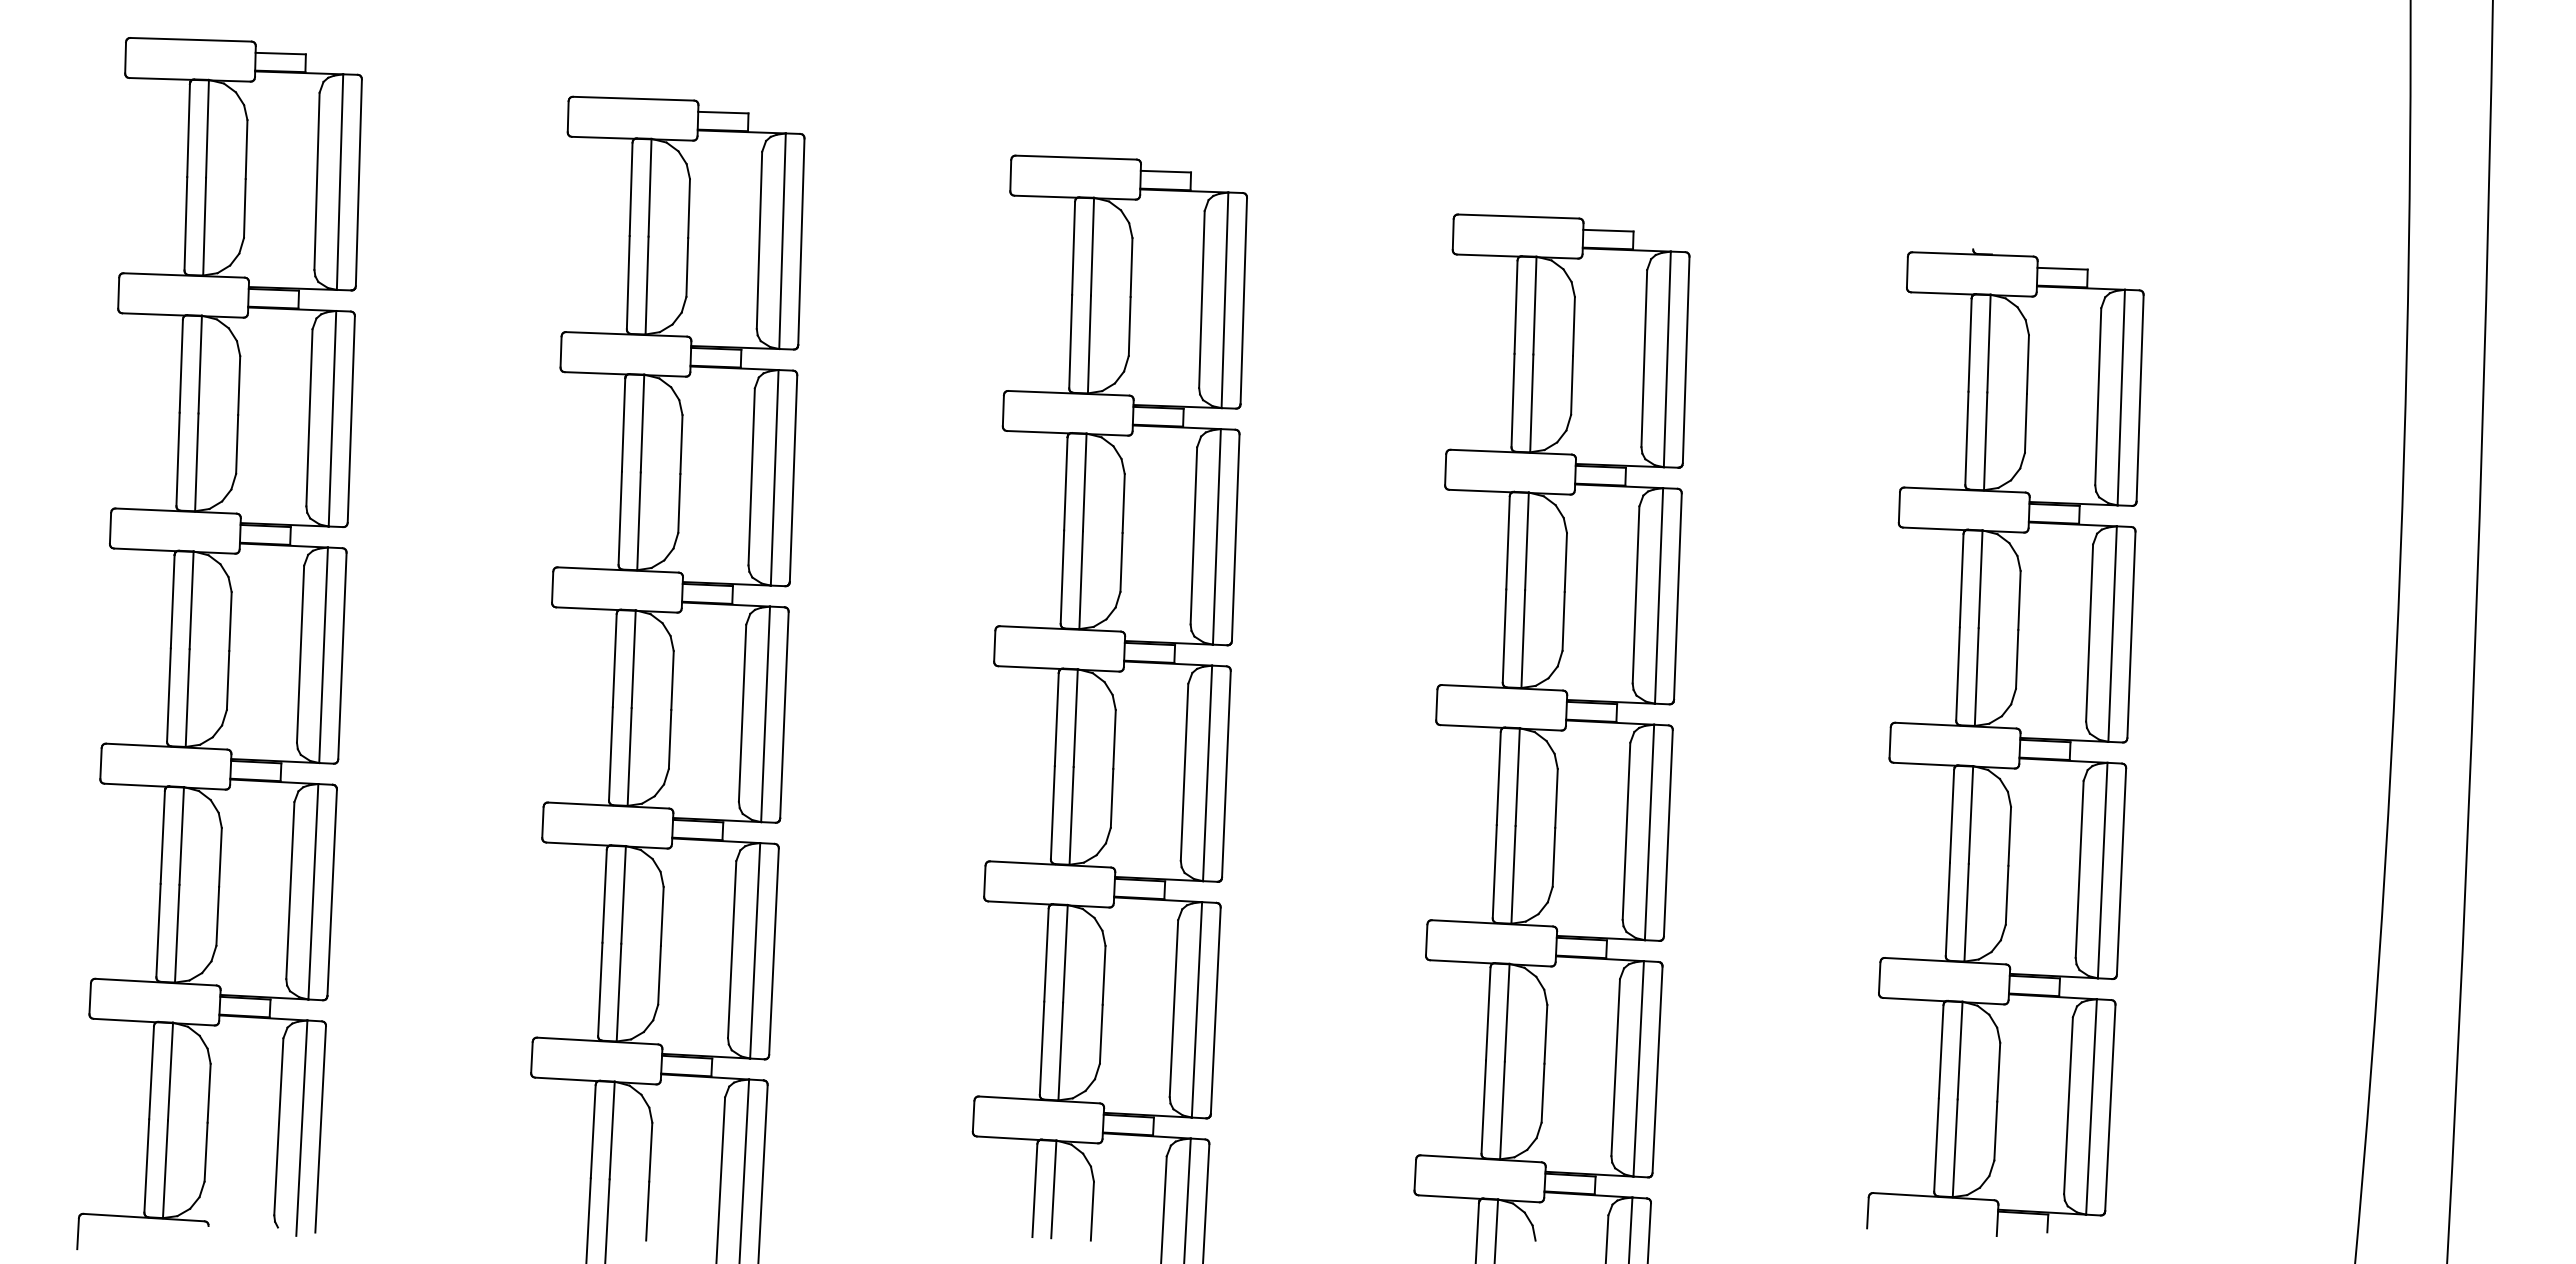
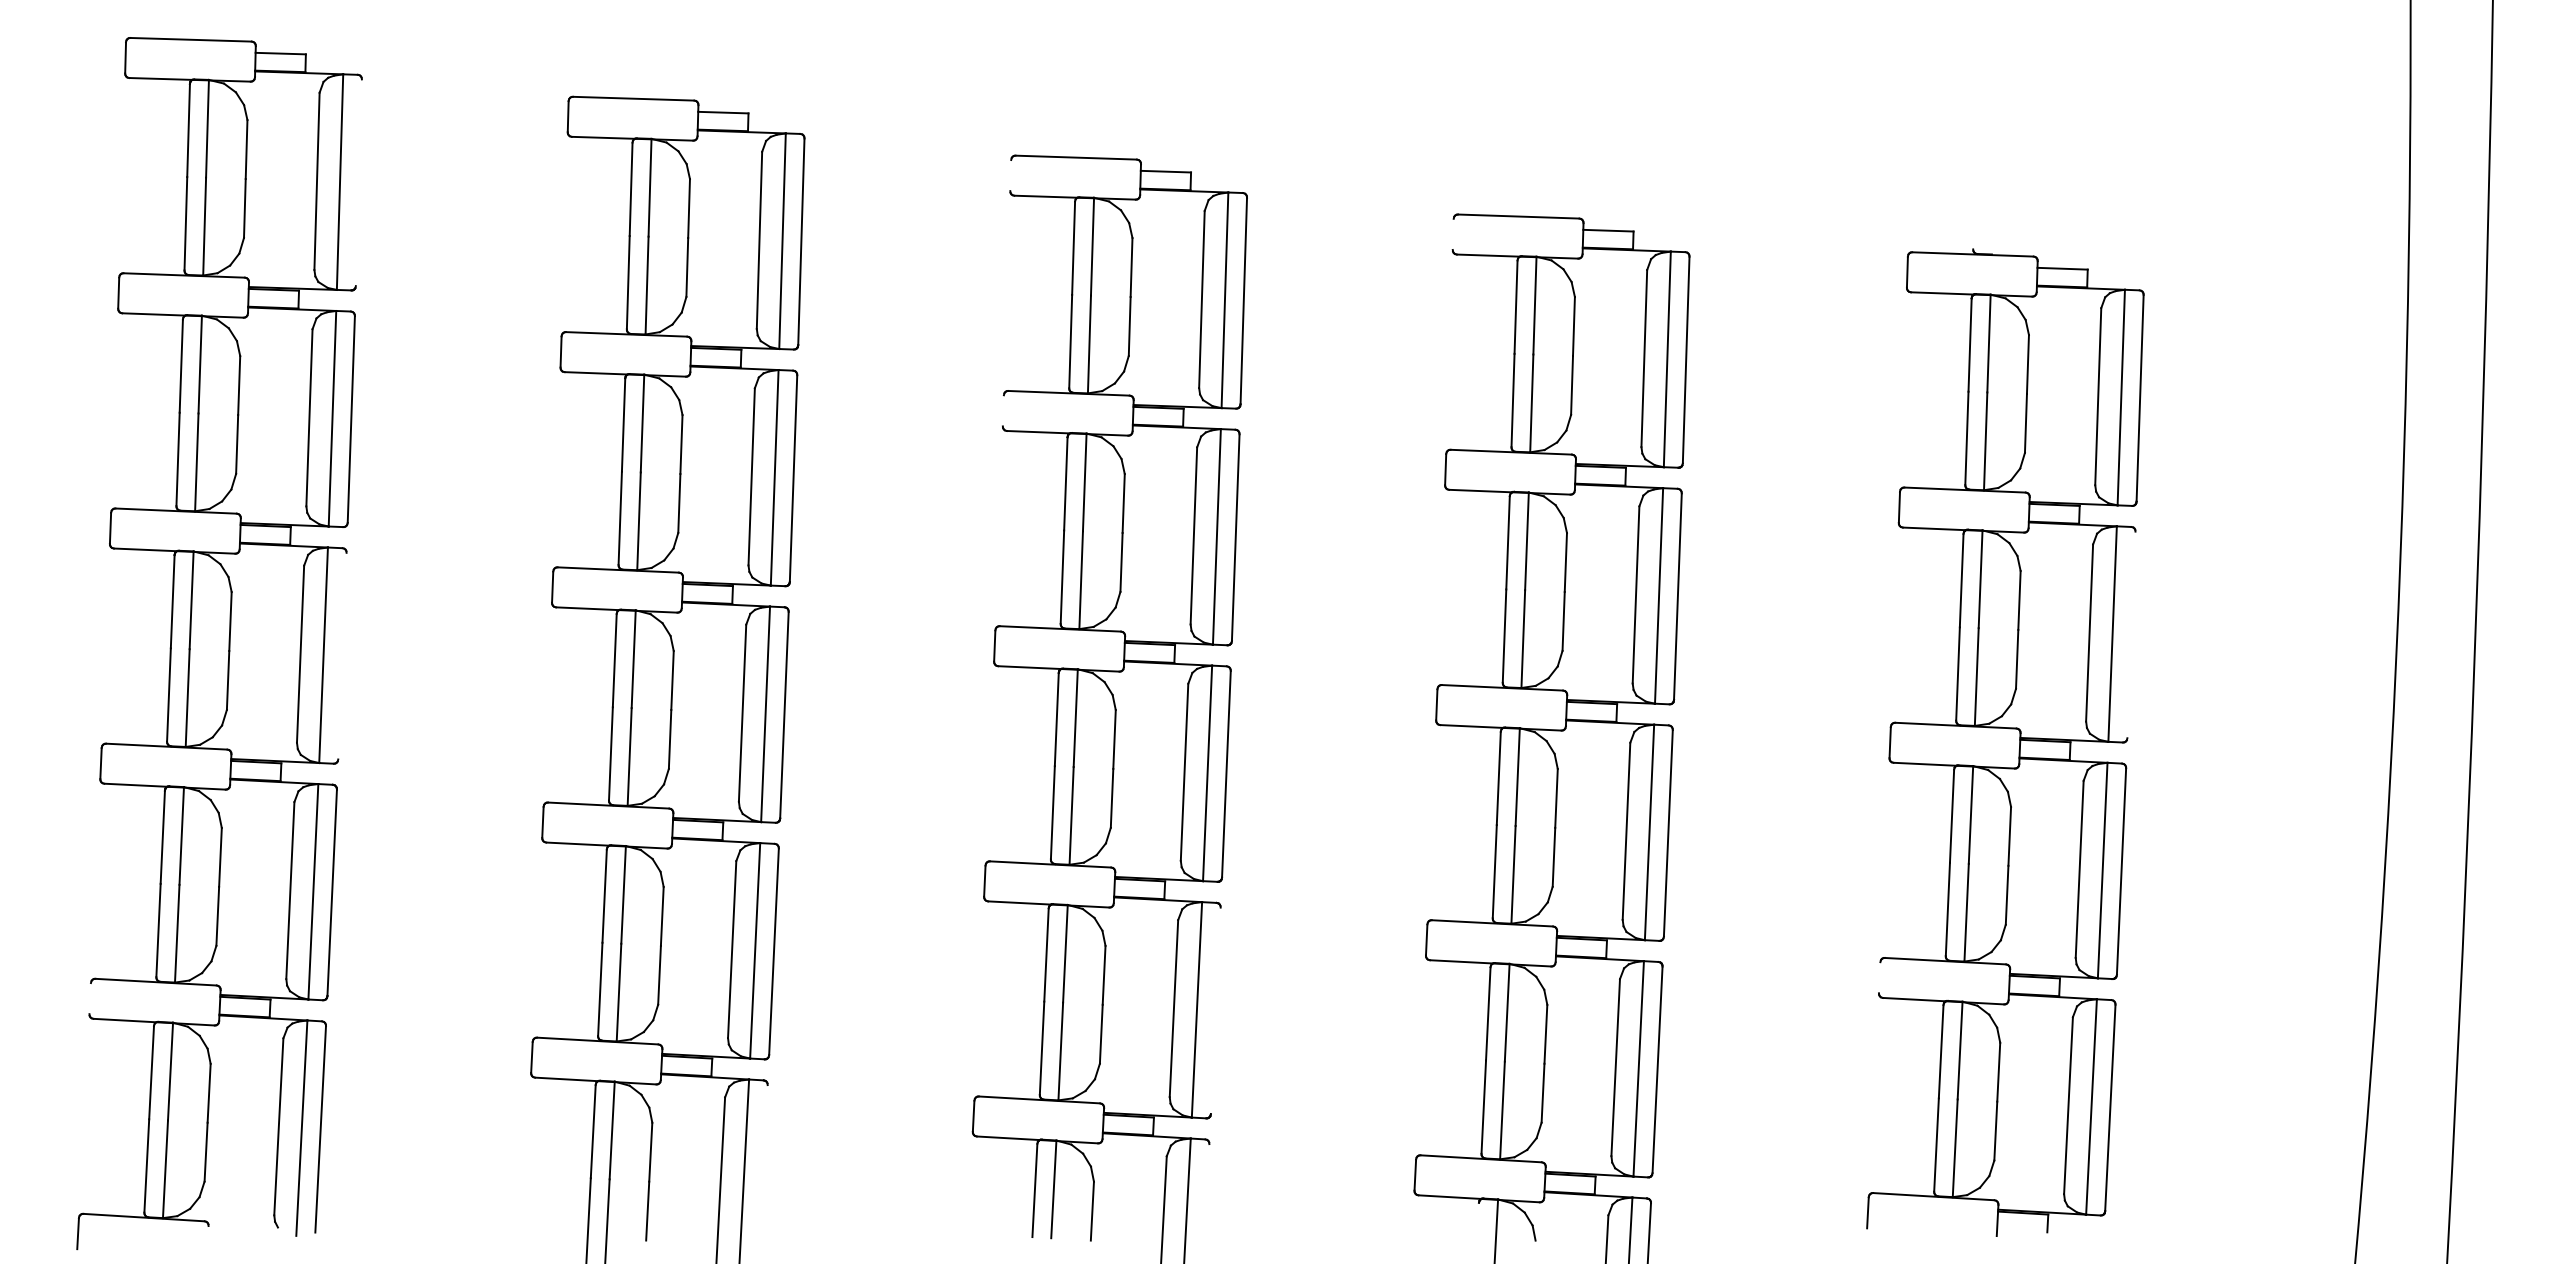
line: present -> none (1010, 175)
line: present -> none (358, 182)
line: present -> none (1452, 233)
line: present -> none (1002, 410)
line: present -> none (2131, 634)
line: present -> none (342, 655)
line: present -> none (1879, 977)
line: present -> none (89, 998)
line: present -> none (1215, 1010)
line: present -> none (762, 1172)
line: present -> none (1206, 1202)
line: present -> none (1477, 1231)
